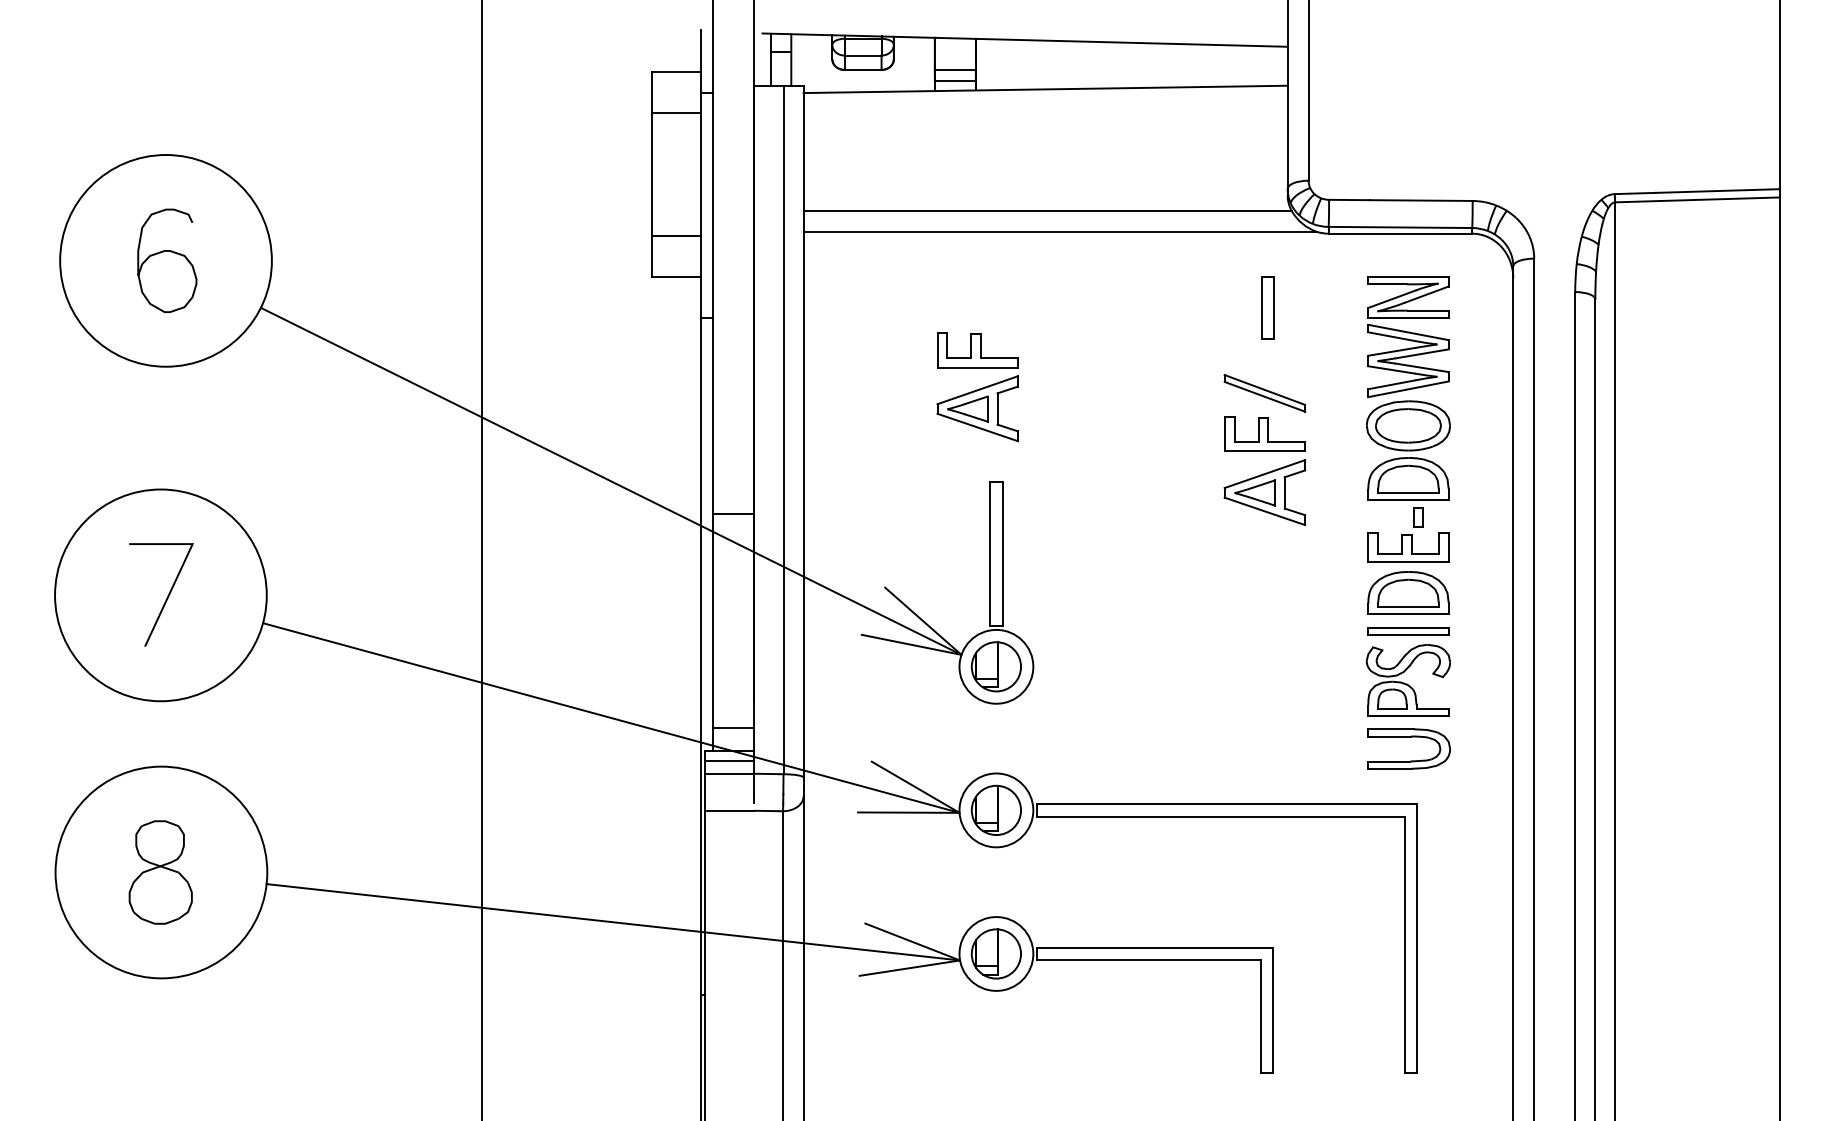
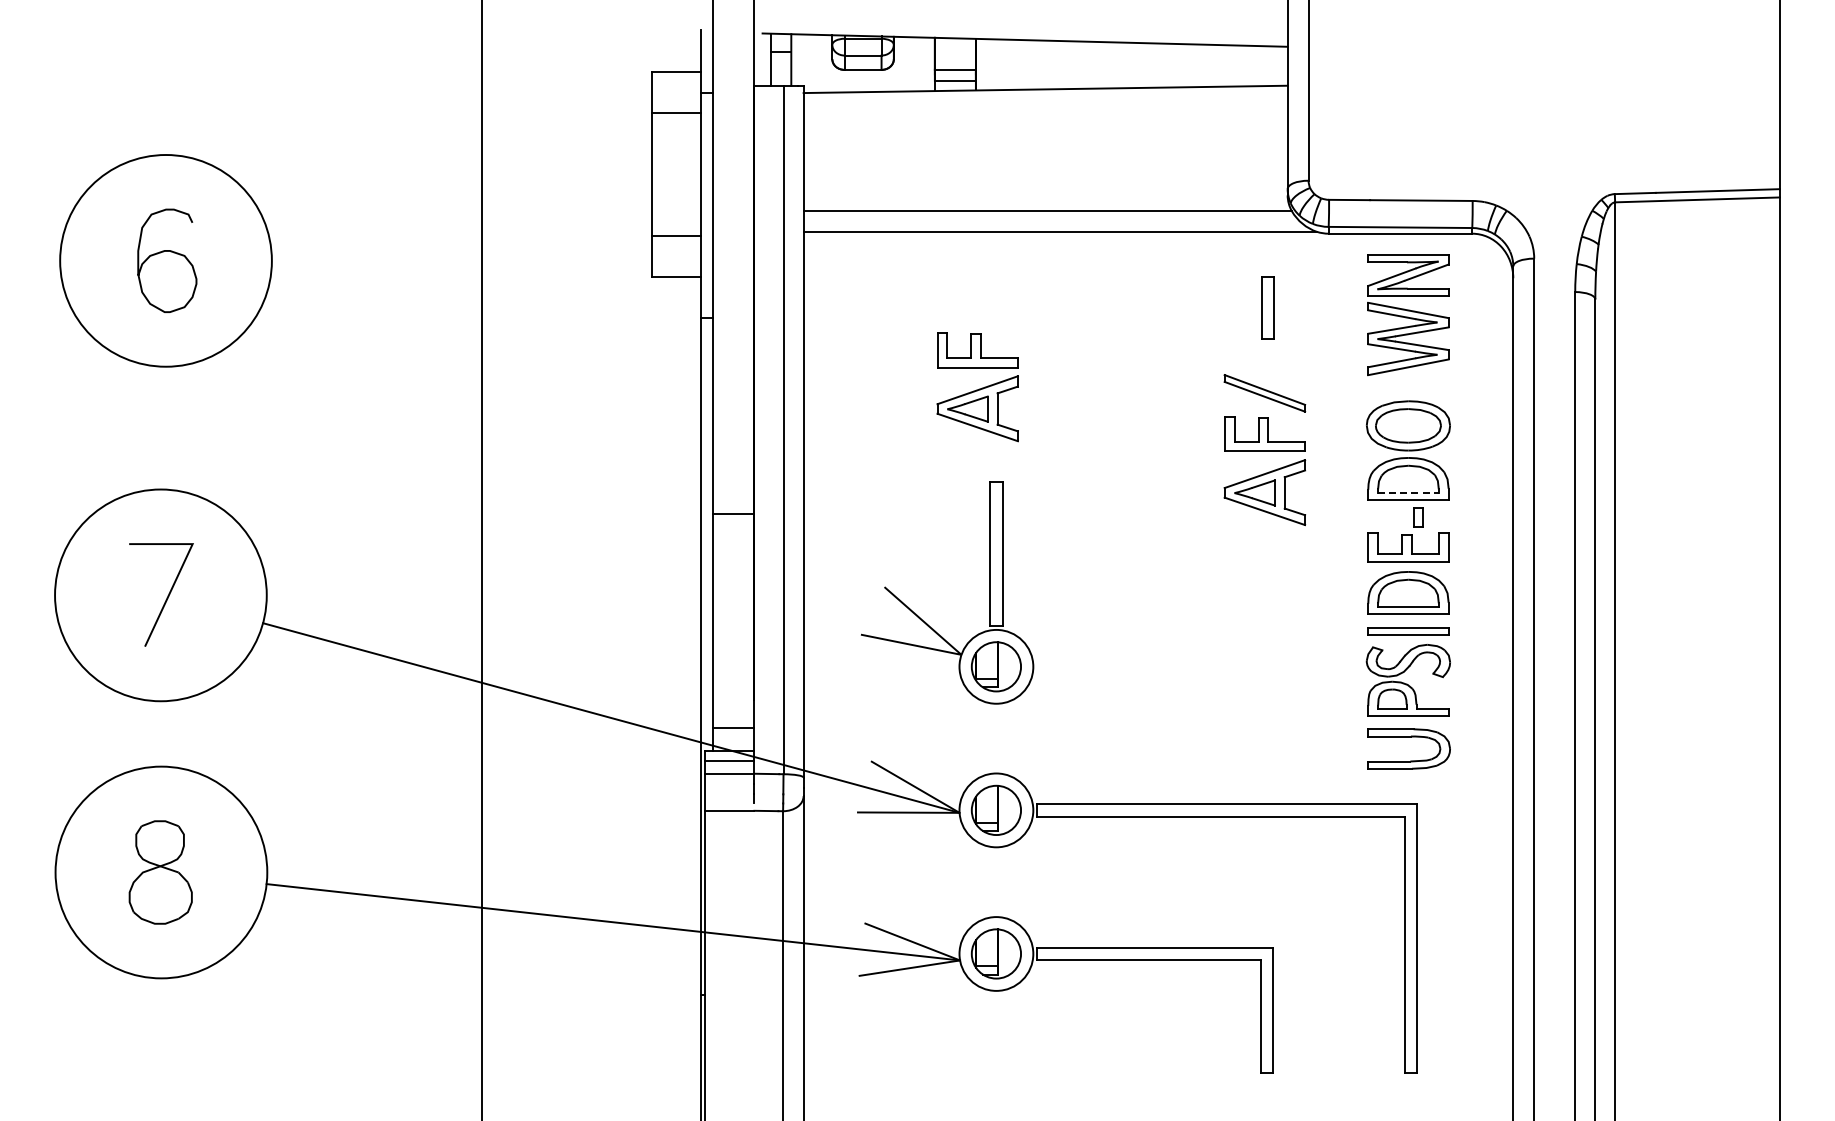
part position: (1408, 337) -> (1408, 315) (1408, 315)
line: present -> none (610, 480)
line: solid -> dashed (1408, 493)
